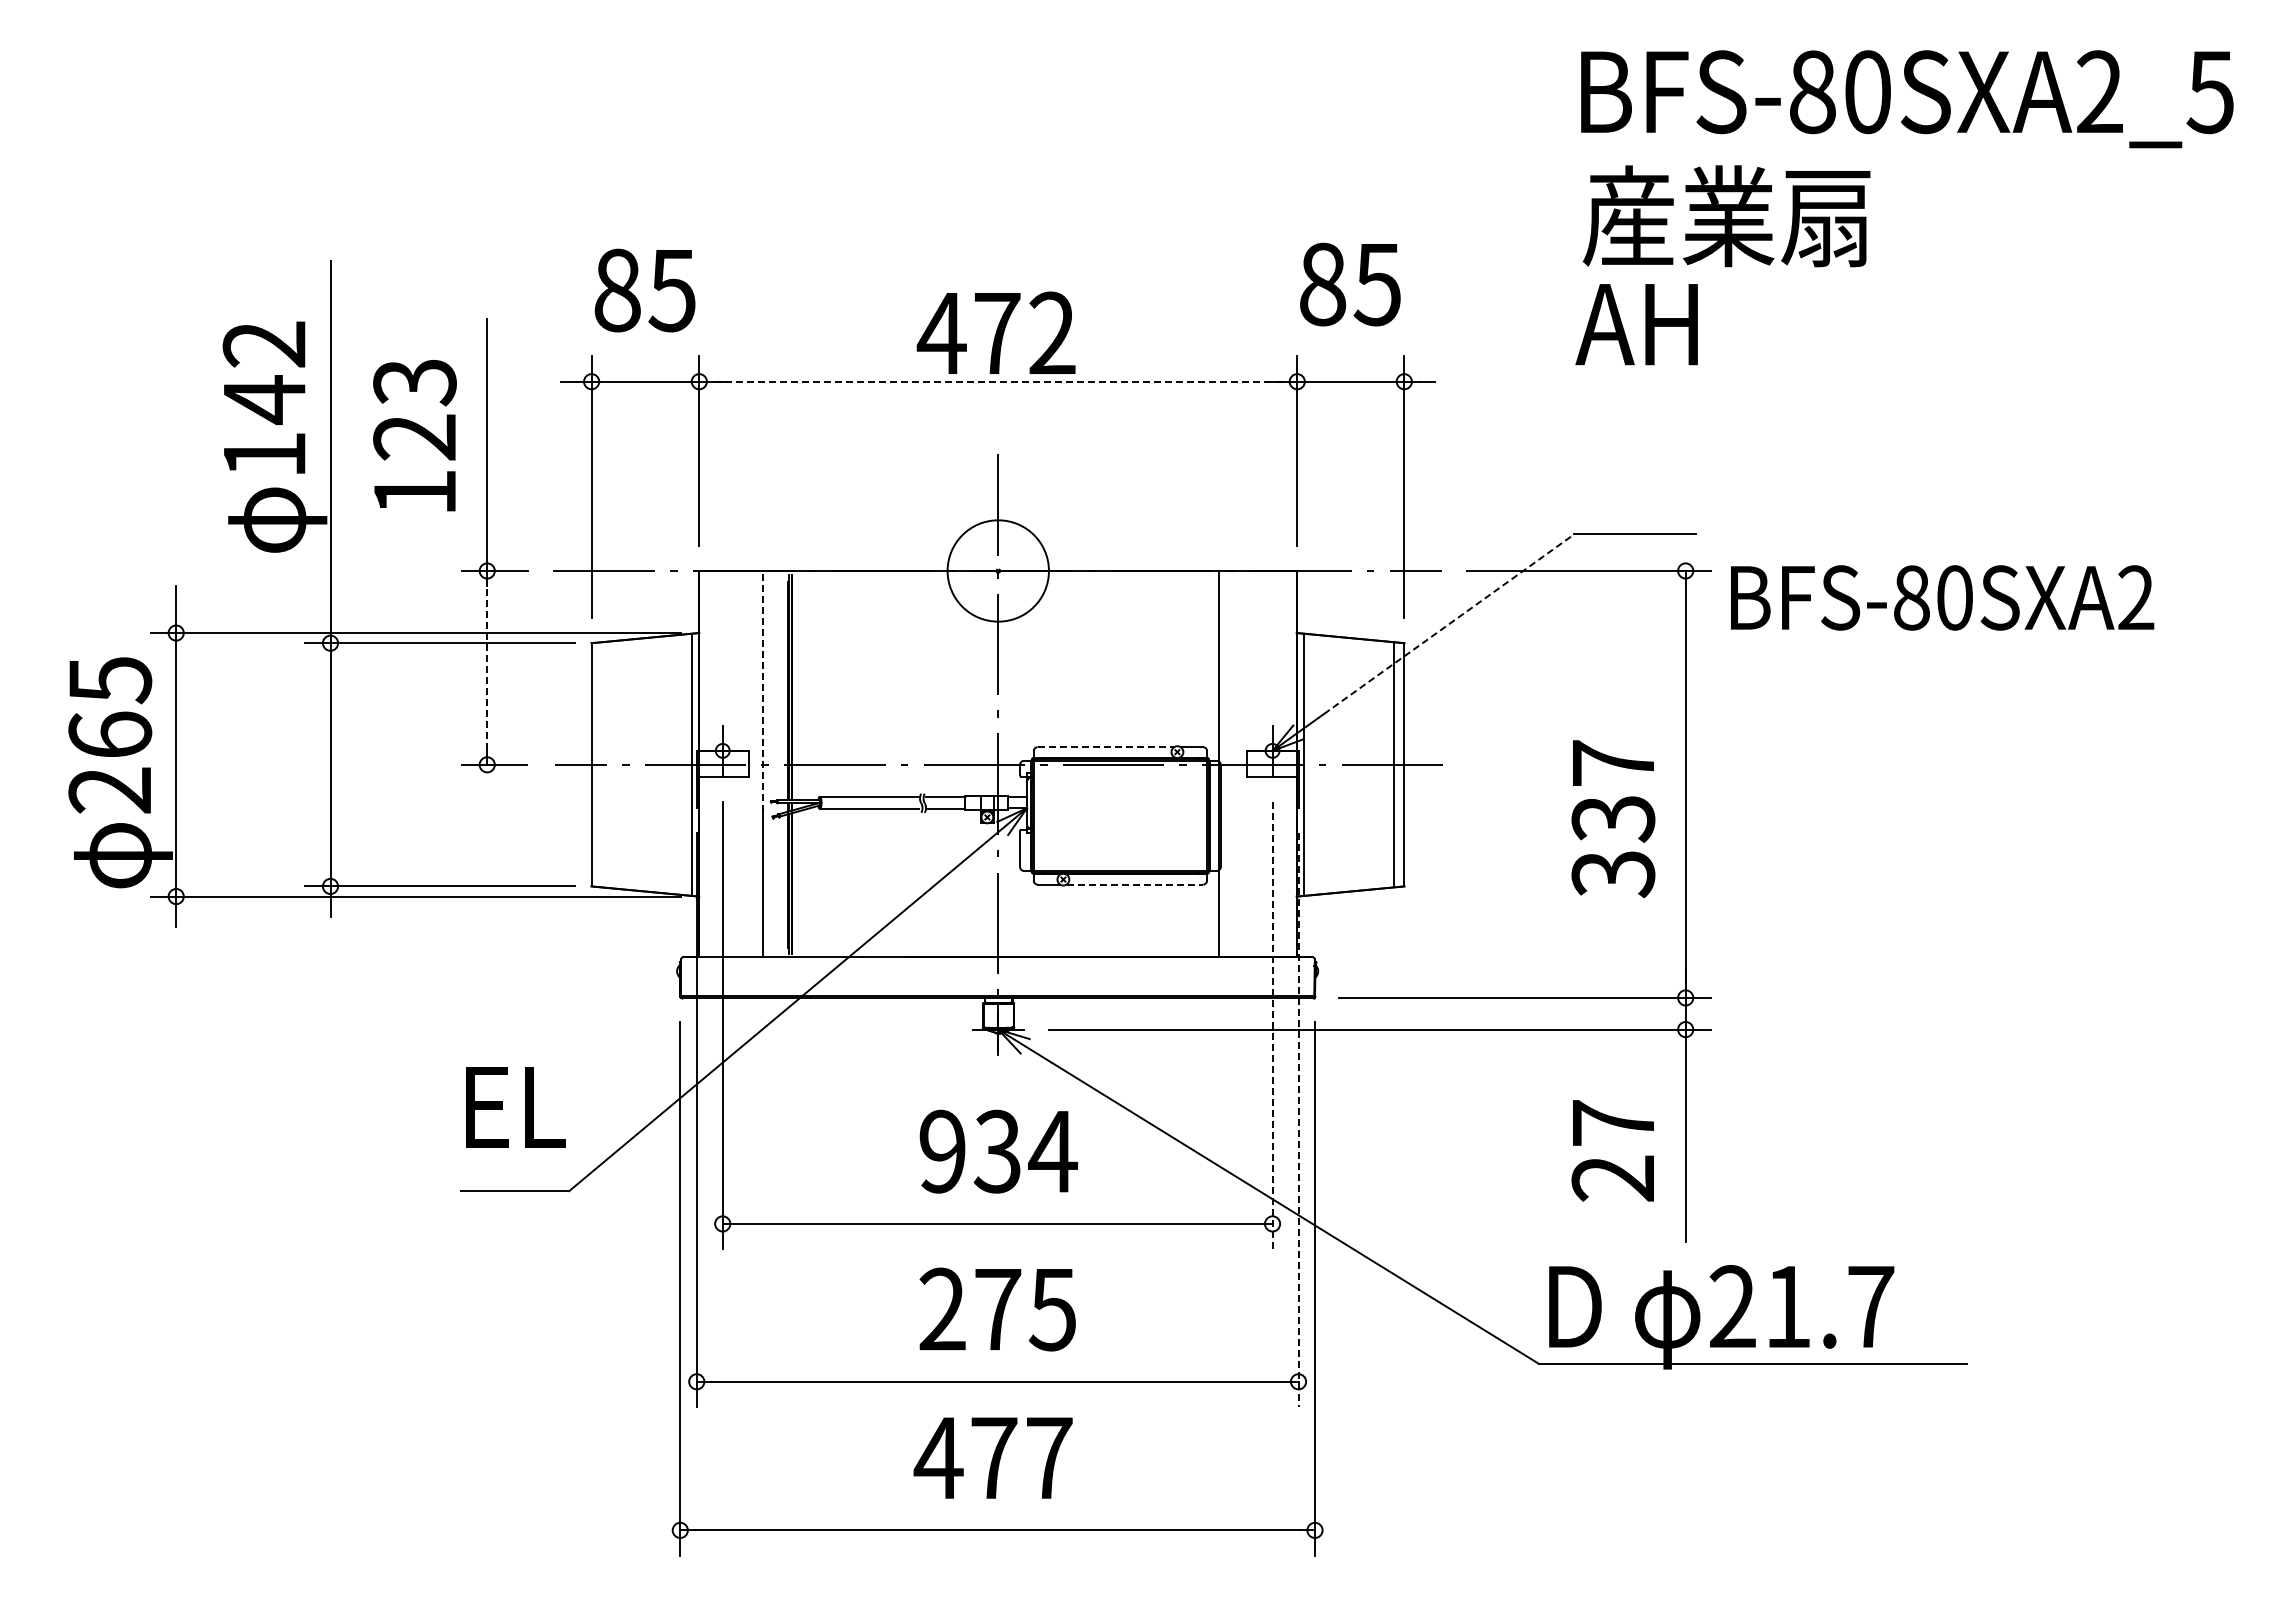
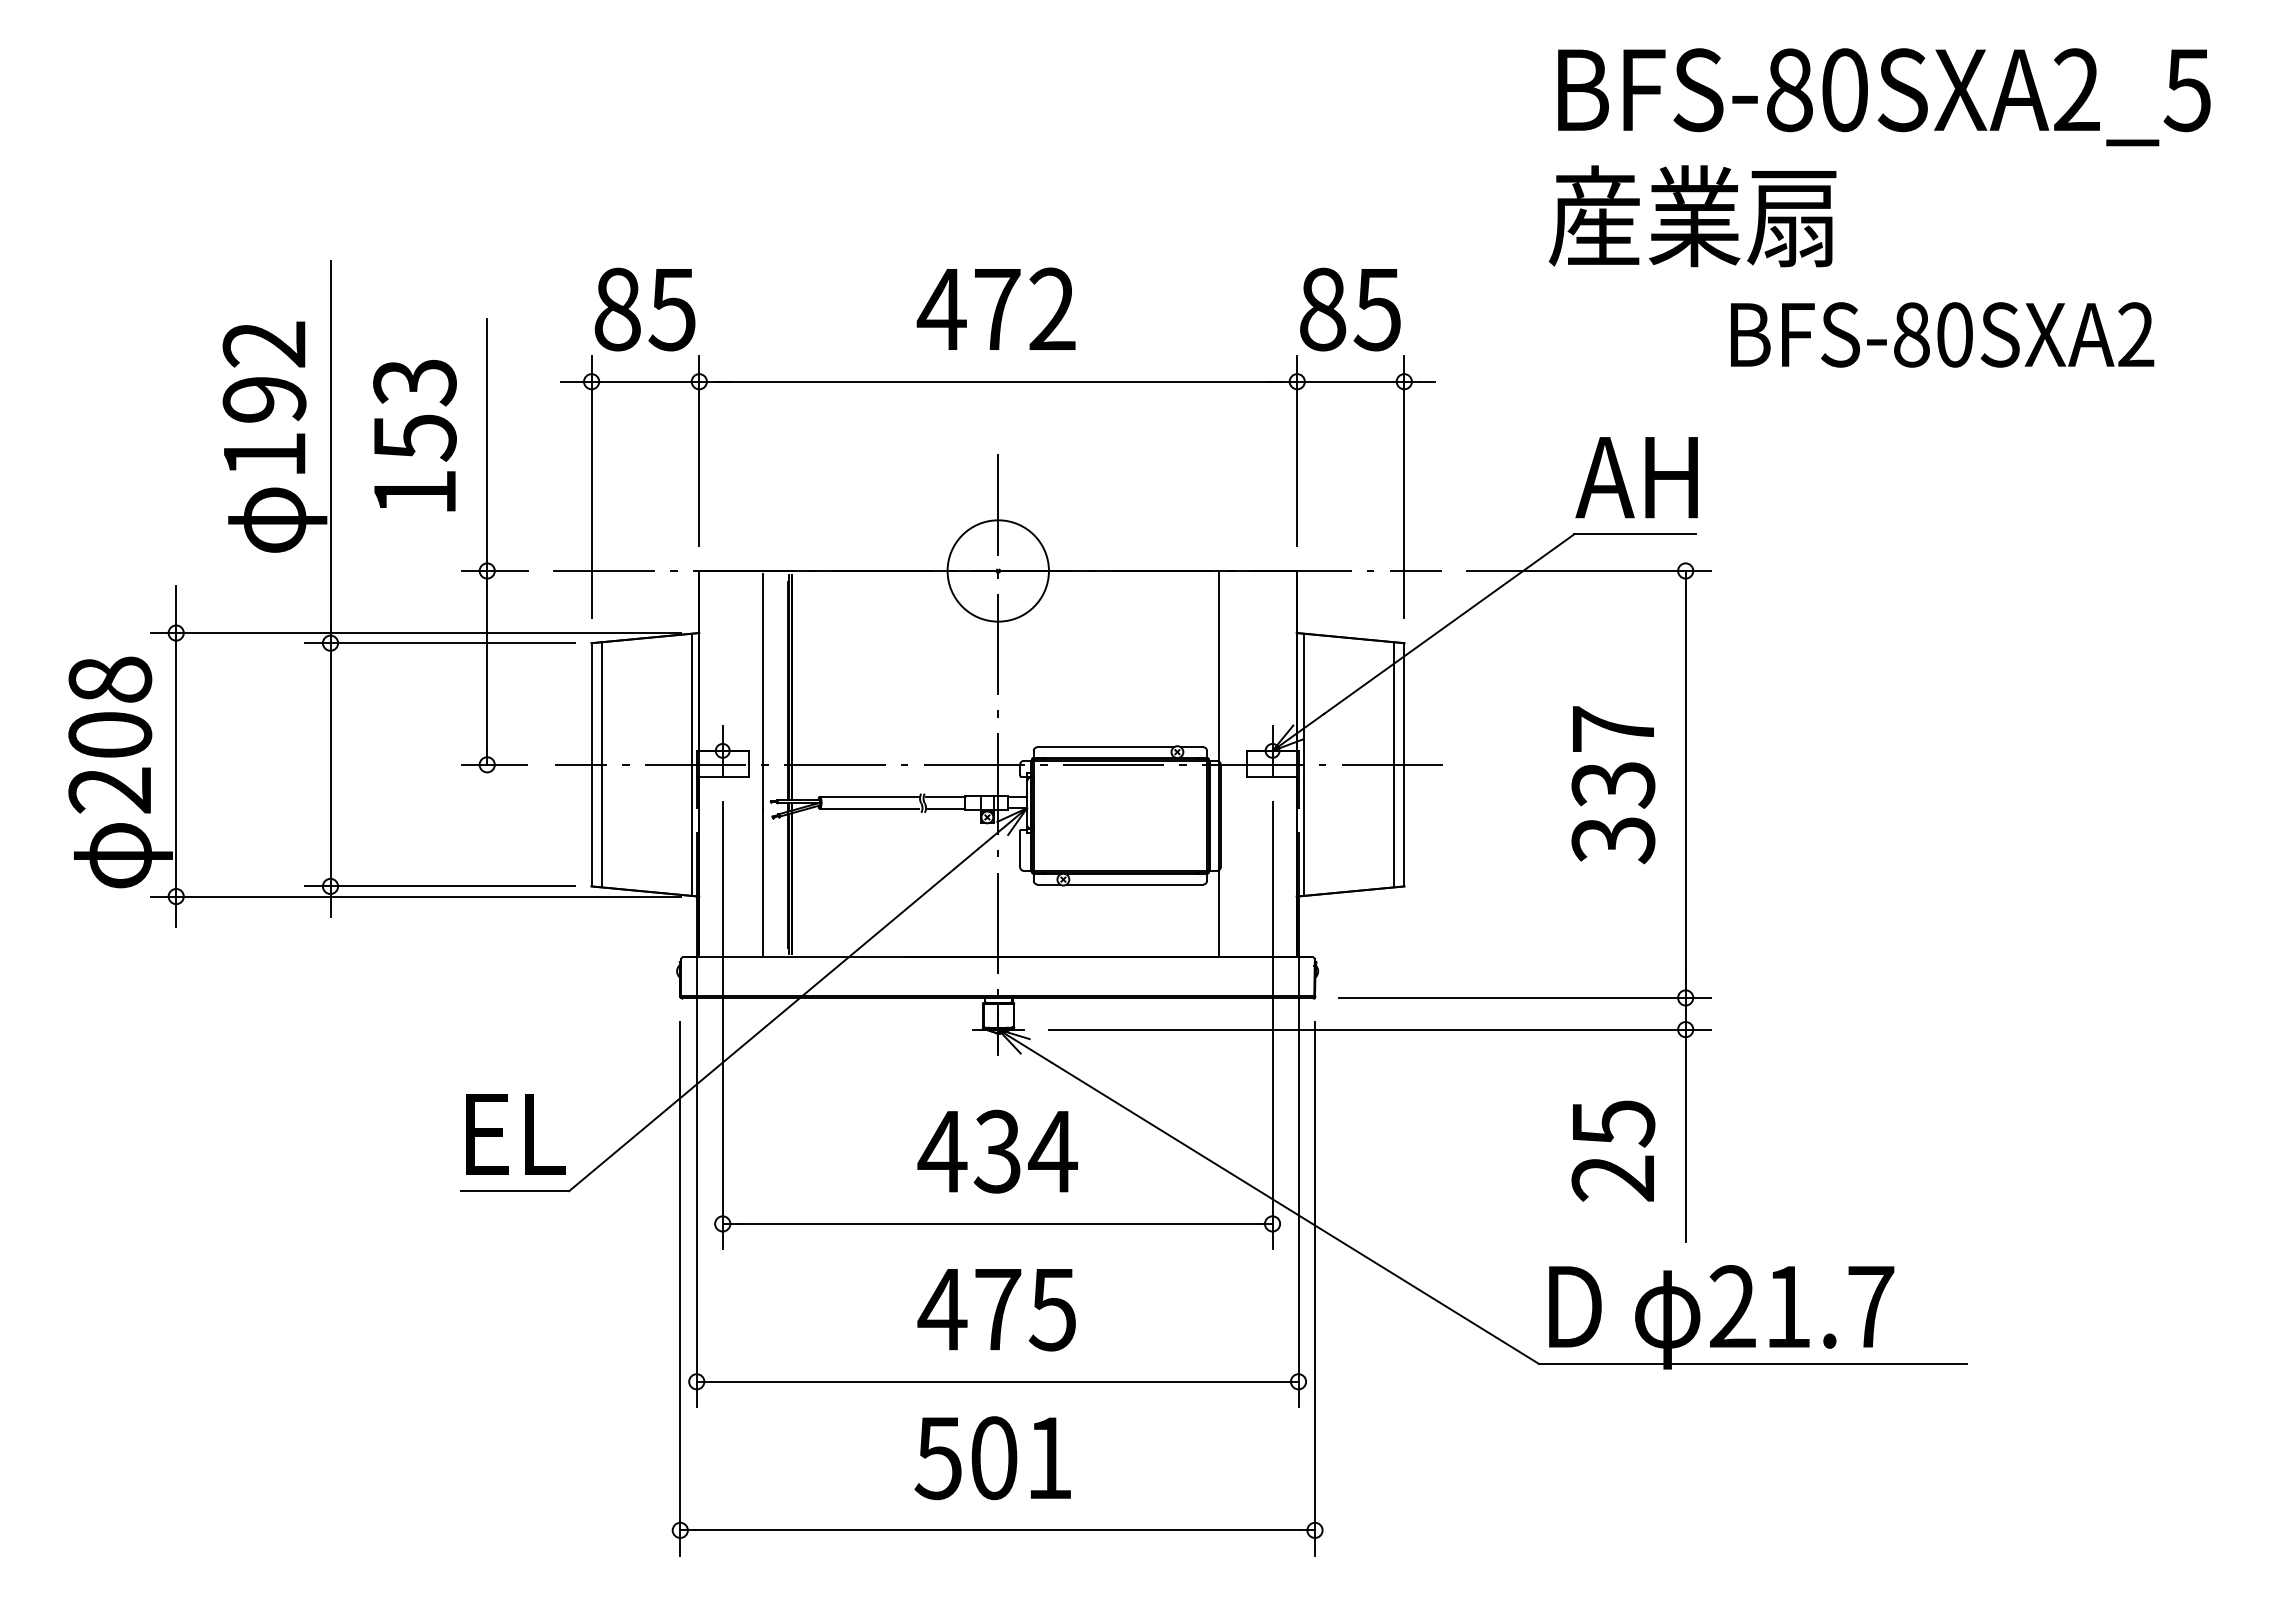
text position: (1907, 99) -> (1884, 97) (1884, 97)
text position: (1726, 216) -> (1692, 216) (1692, 216)
text position: (1350, 284) -> (1350, 309) (1350, 309)
text position: (644, 290) -> (644, 309) (644, 309)
text position: (1636, 324) -> (1636, 477) (1636, 477)
text position: (995, 332) -> (995, 308) (995, 308)
line: dashed -> solid (998, 381)
text: 142 -> 192 (264, 400)
text: 123 -> 153 (414, 437)
text position: (1942, 597) -> (1942, 334) (1942, 334)
line: dashed -> solid (1449, 623)
line: dashed -> solid (487, 667)
line: dashed -> solid (763, 692)
text: 265 -> 208 (110, 706)
line: dashed -> solid (1106, 747)
line: none -> present (601, 764)
text position: (1613, 819) -> (1613, 785) (1613, 785)
line: dashed -> solid (1135, 884)
line: dashed -> solid (1272, 1025)
text position: (515, 1107) -> (515, 1134) (515, 1134)
line: dashed -> solid (1298, 1120)
text: 27 -> 25 (1614, 1123)
text: 934 -> 434 (942, 1151)
text: 275 -> 475 (942, 1308)
text: 477 -> 501 (992, 1458)
